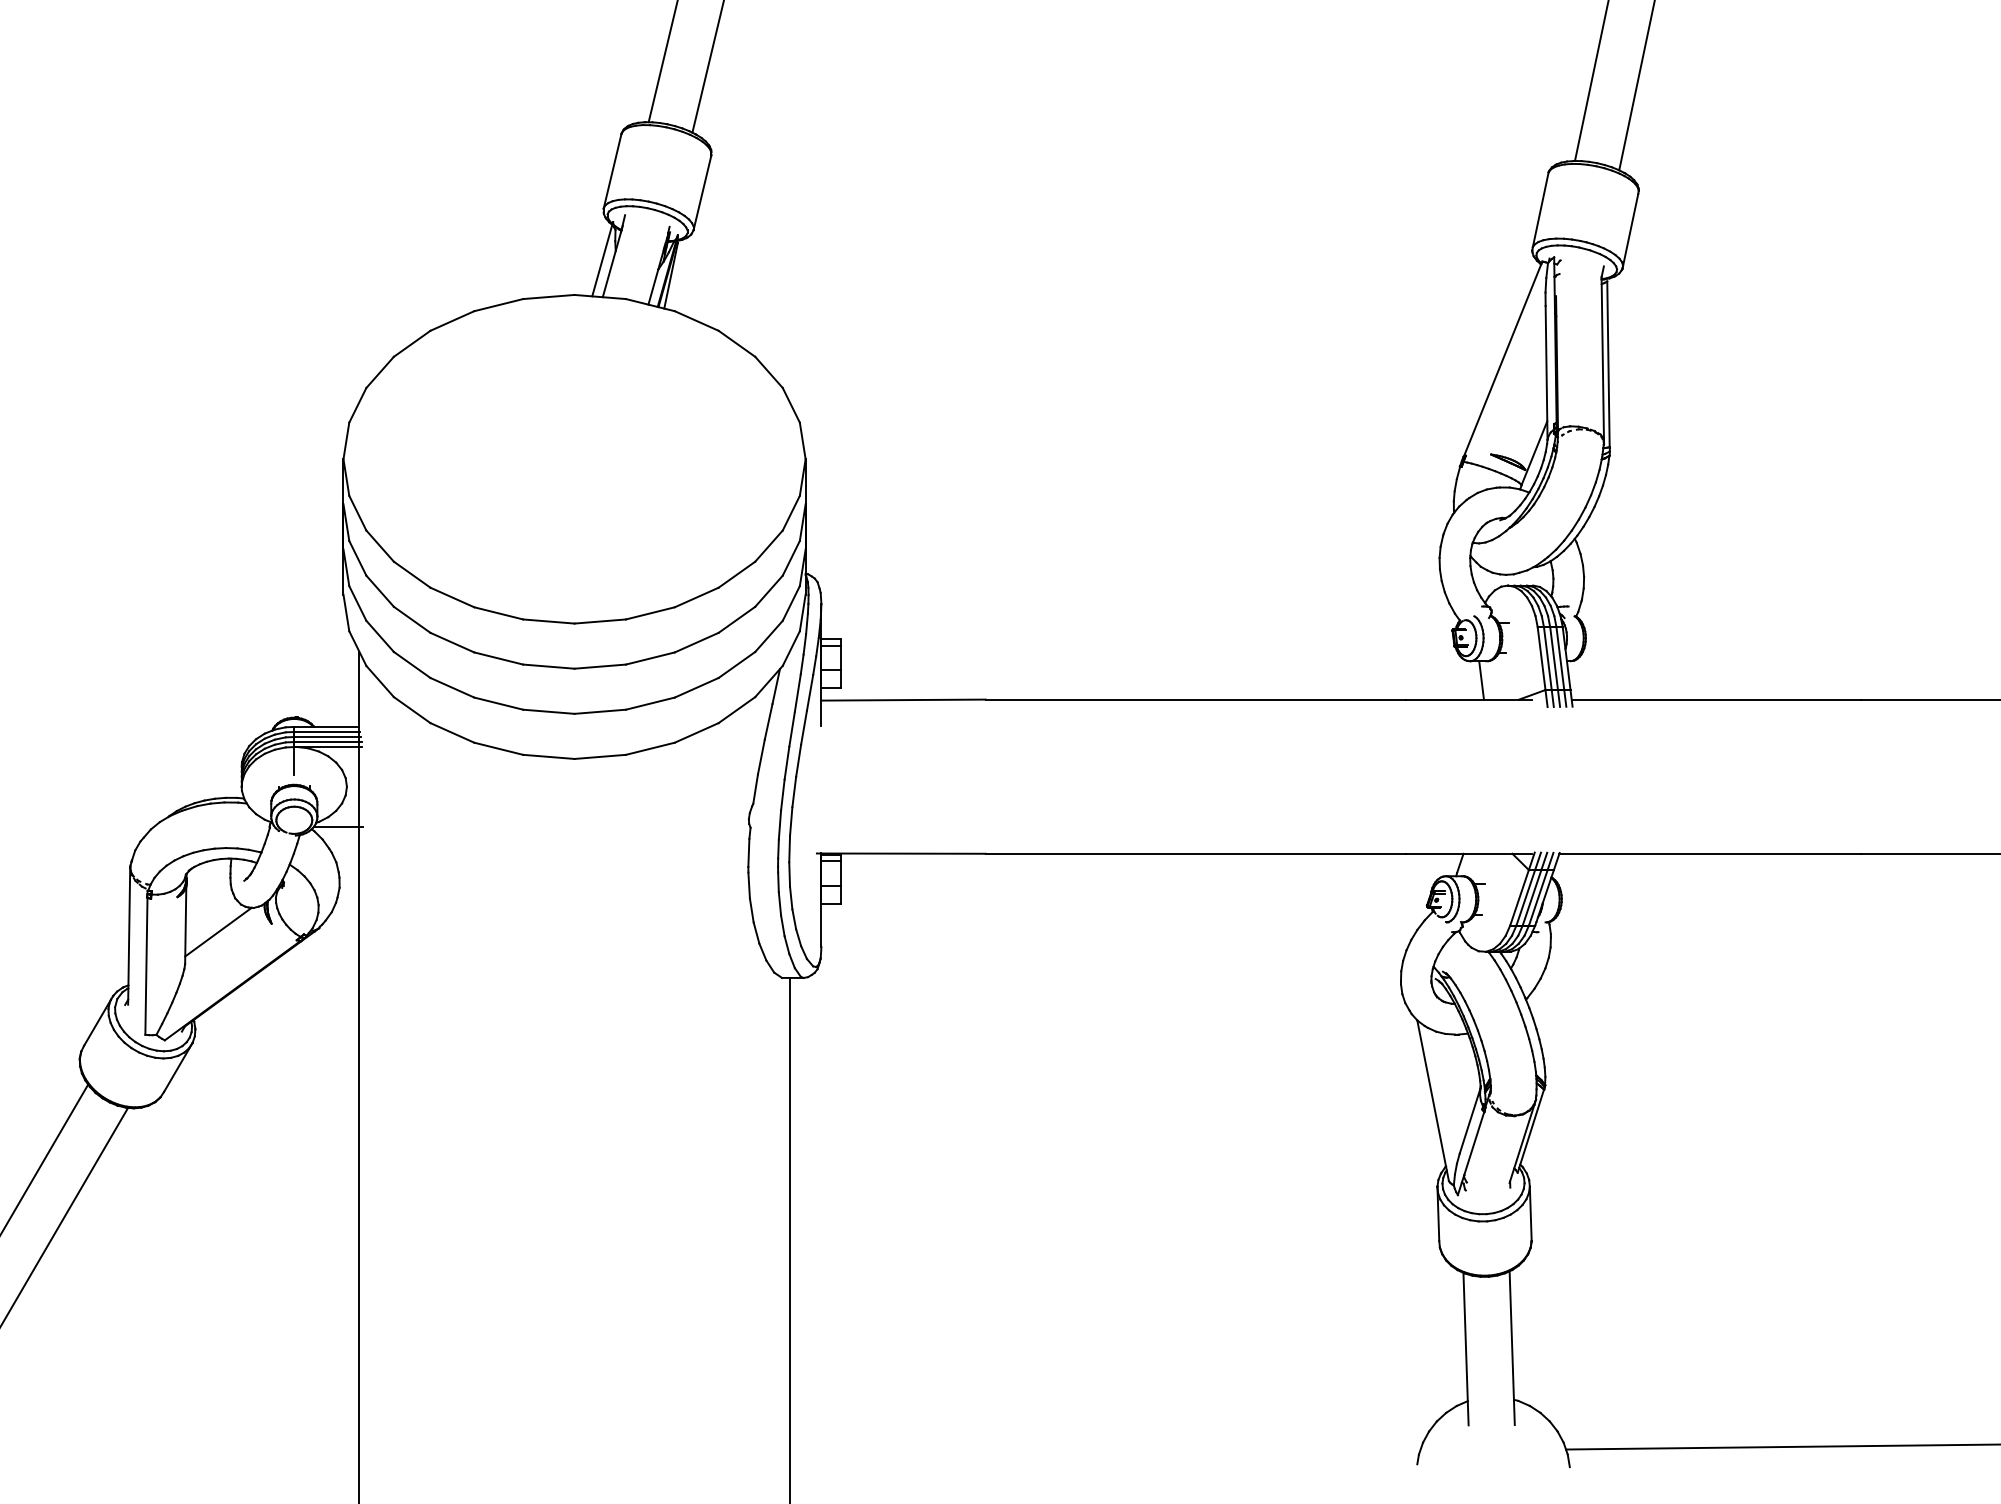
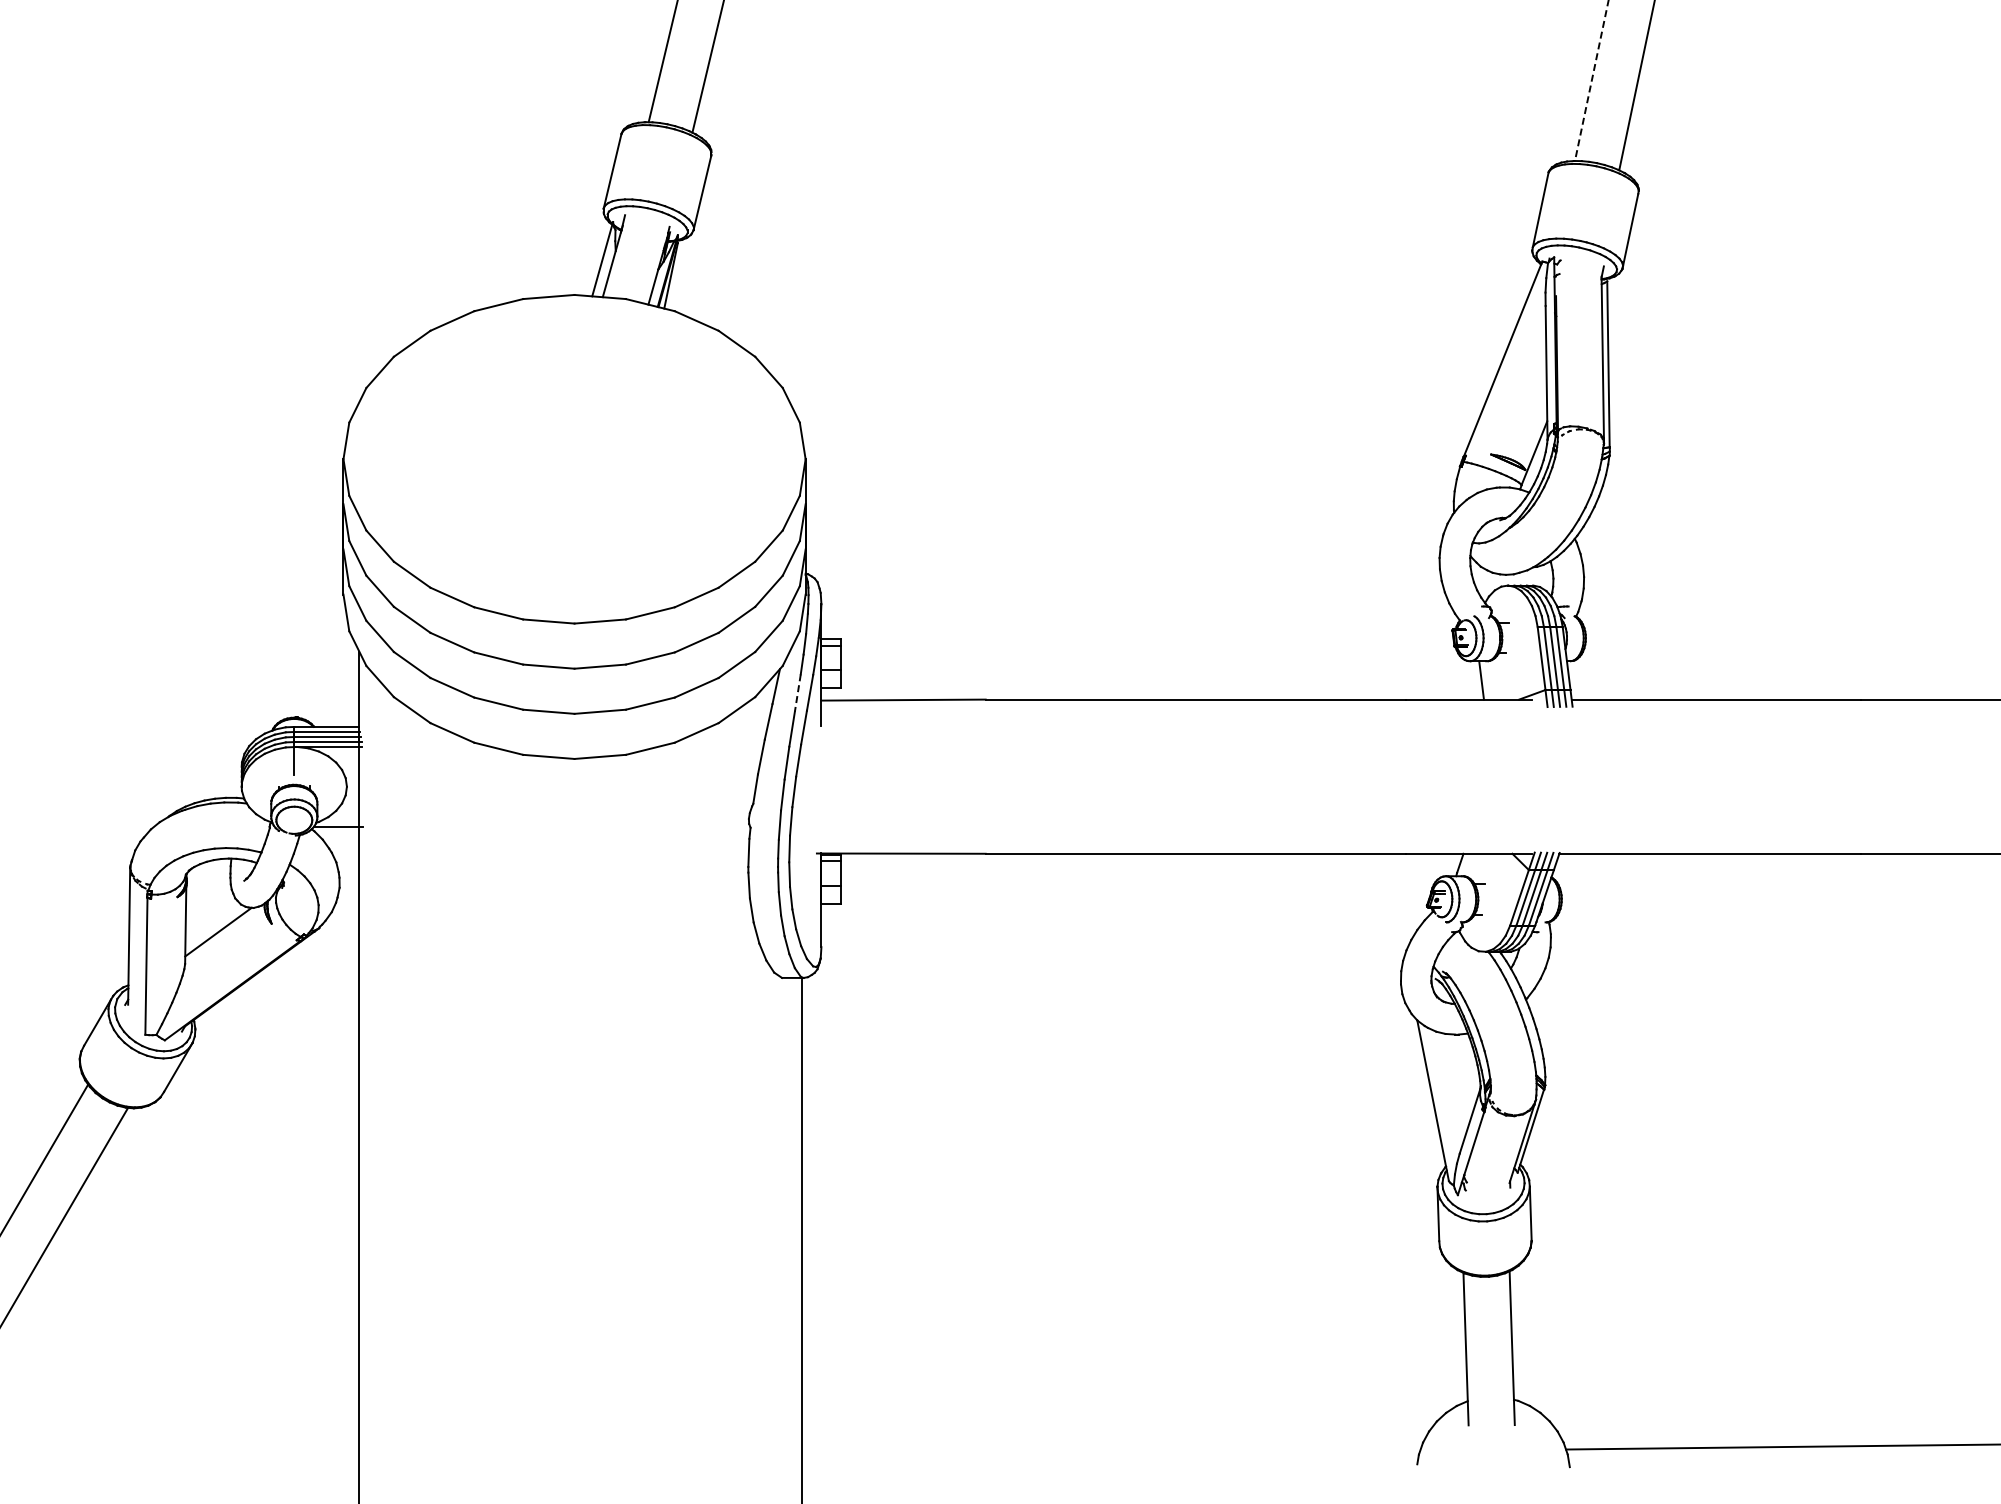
line: solid -> dashed (1591, 80)
line: solid -> dashed (797, 693)
line position: (789, 1238) -> (801, 1238) (801, 1238)
